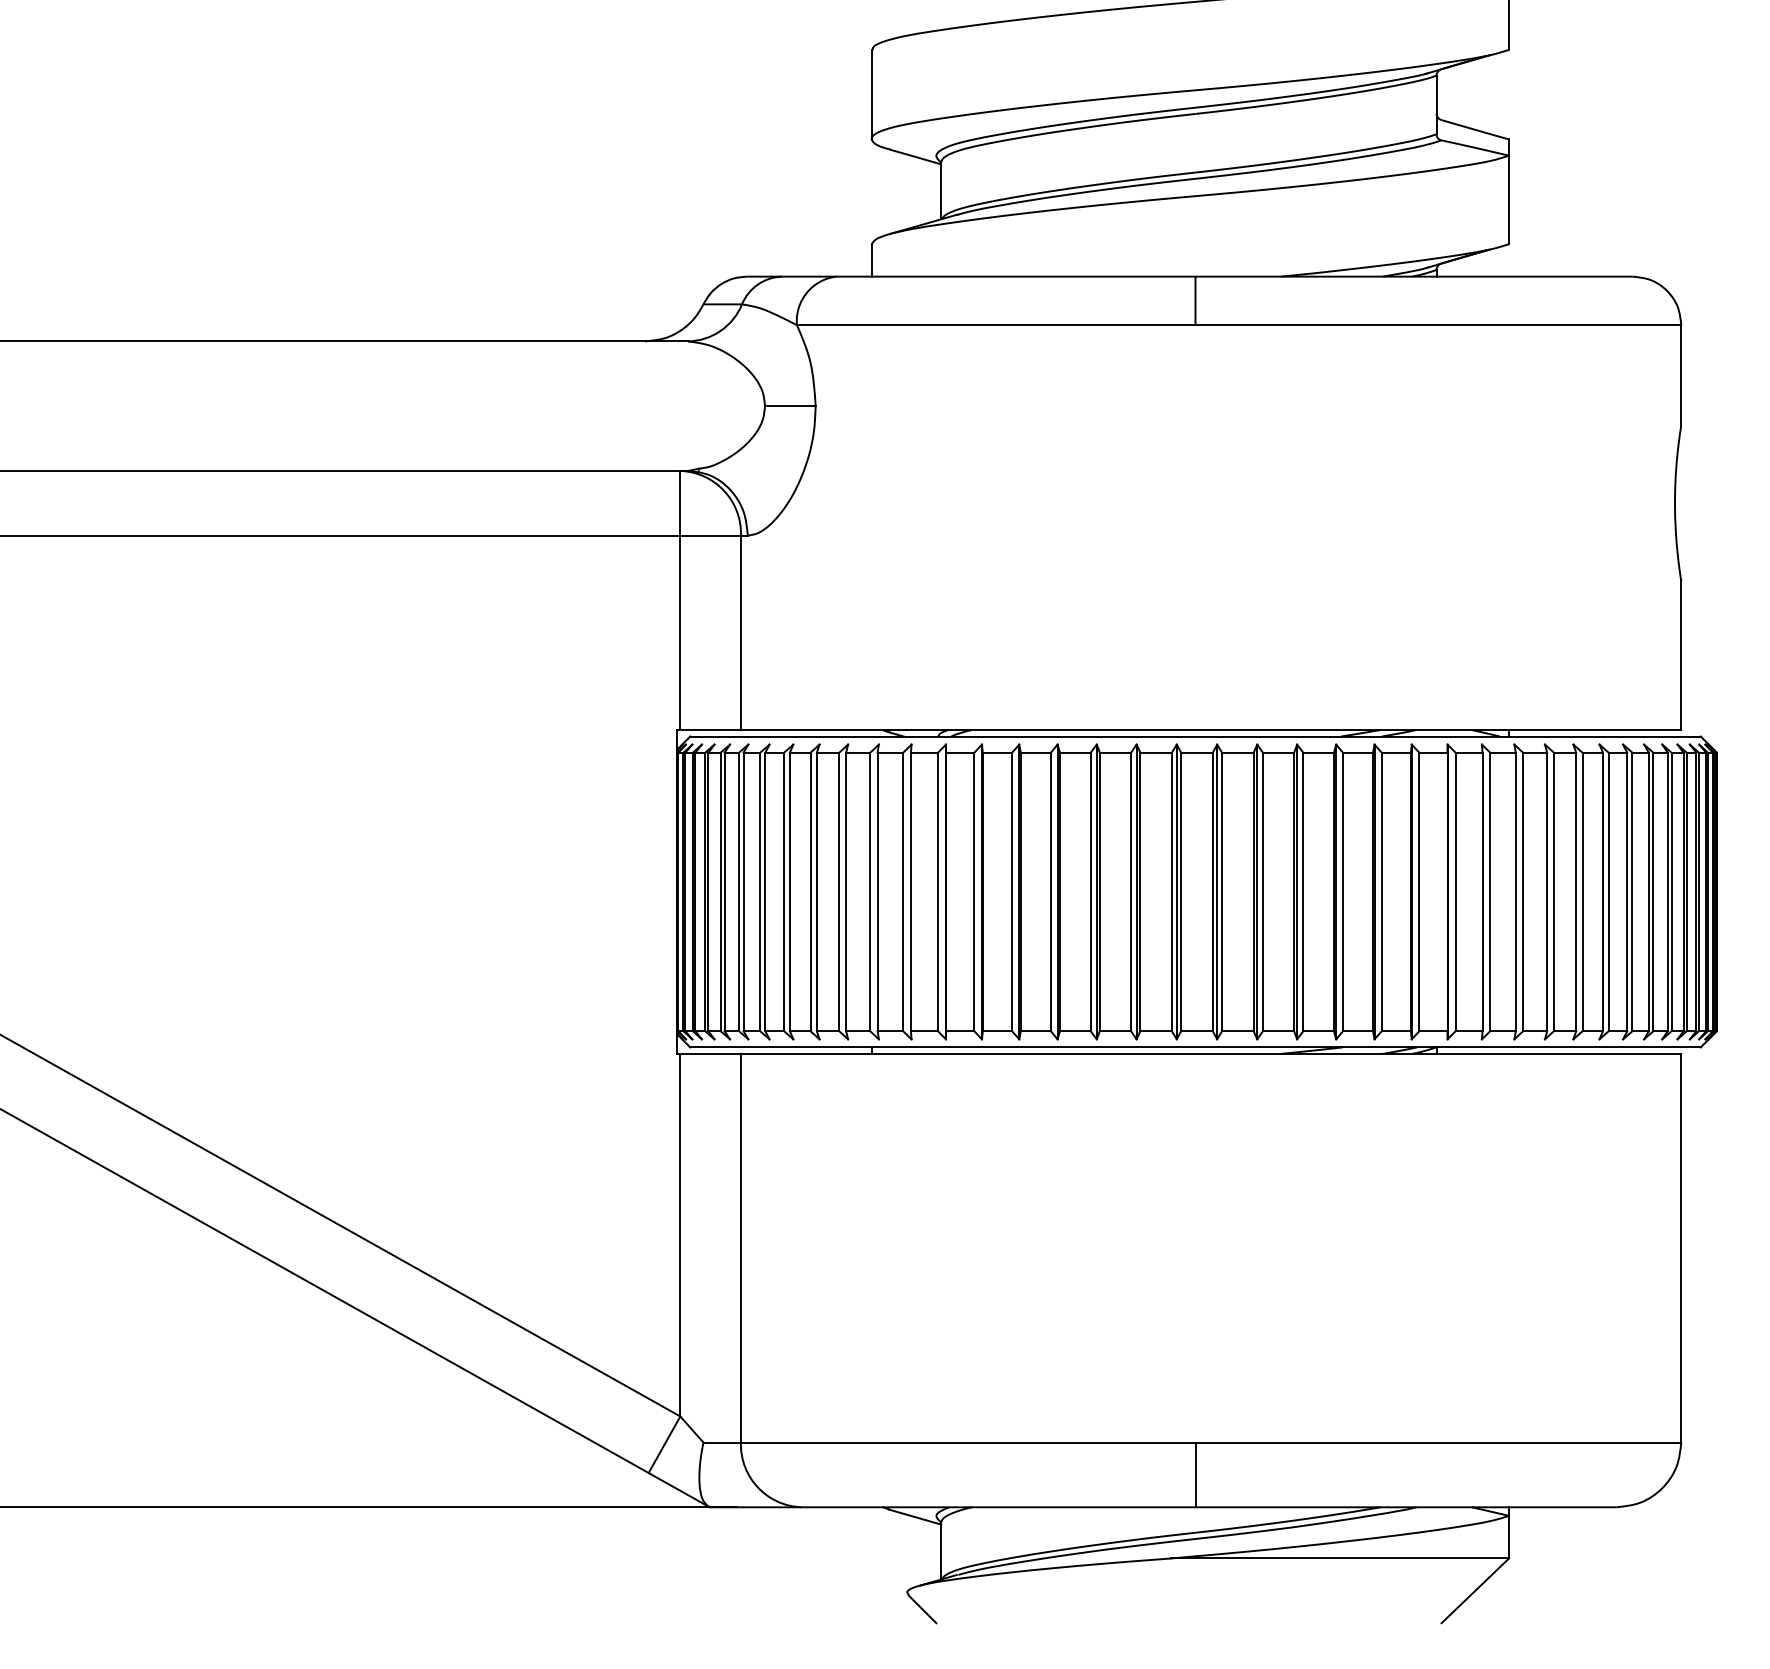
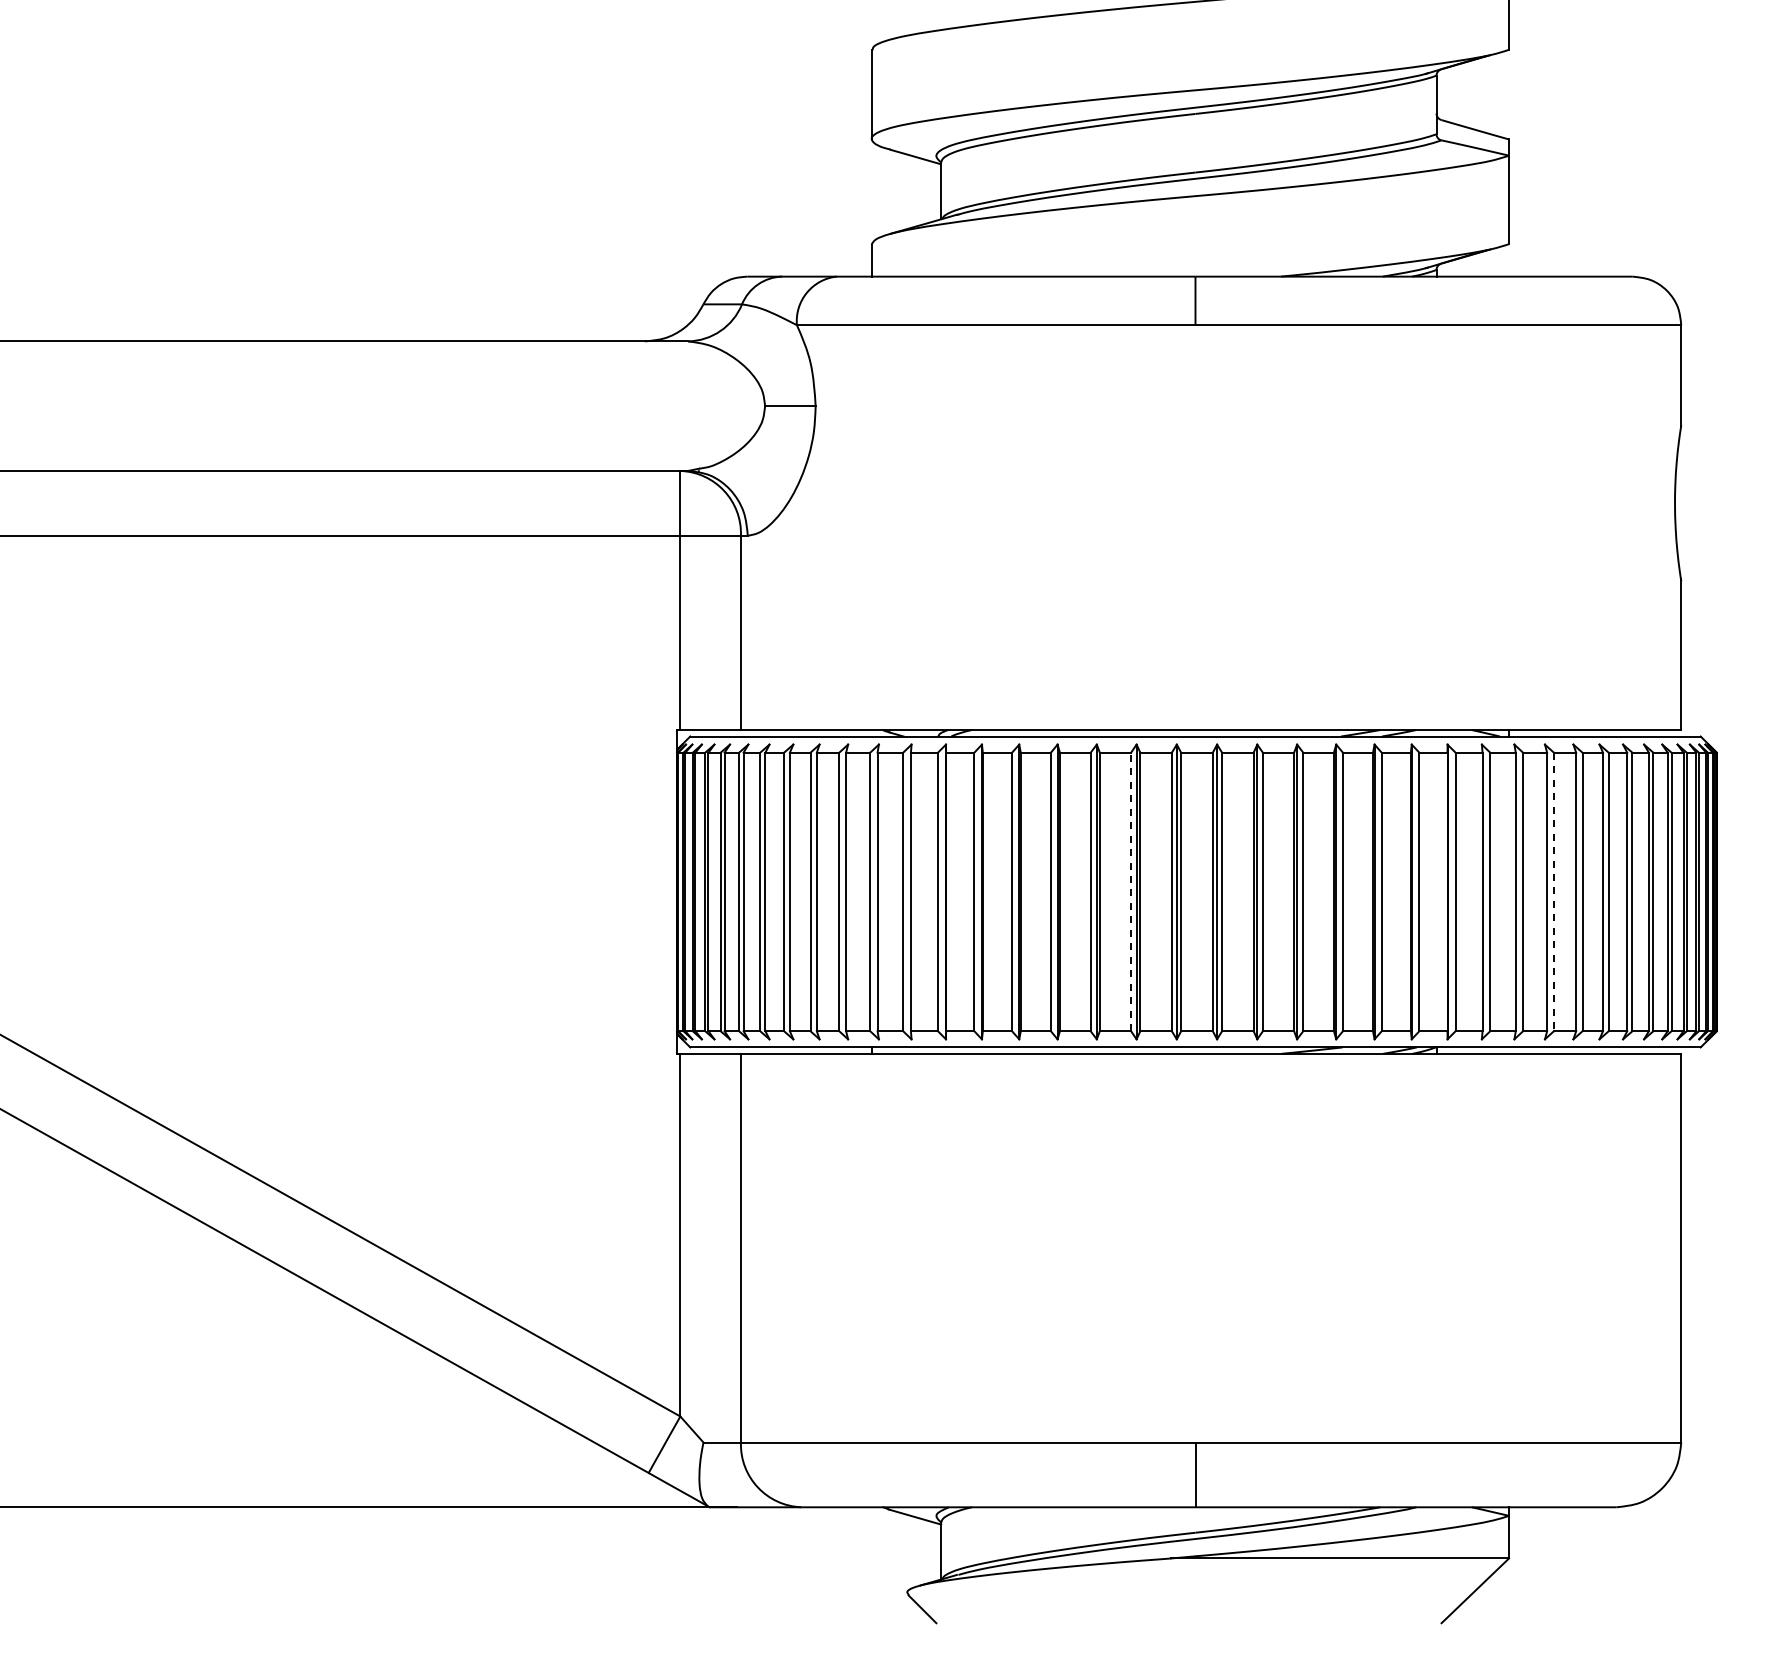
line: solid -> dashed (1131, 891)
line: solid -> dashed (1553, 892)
